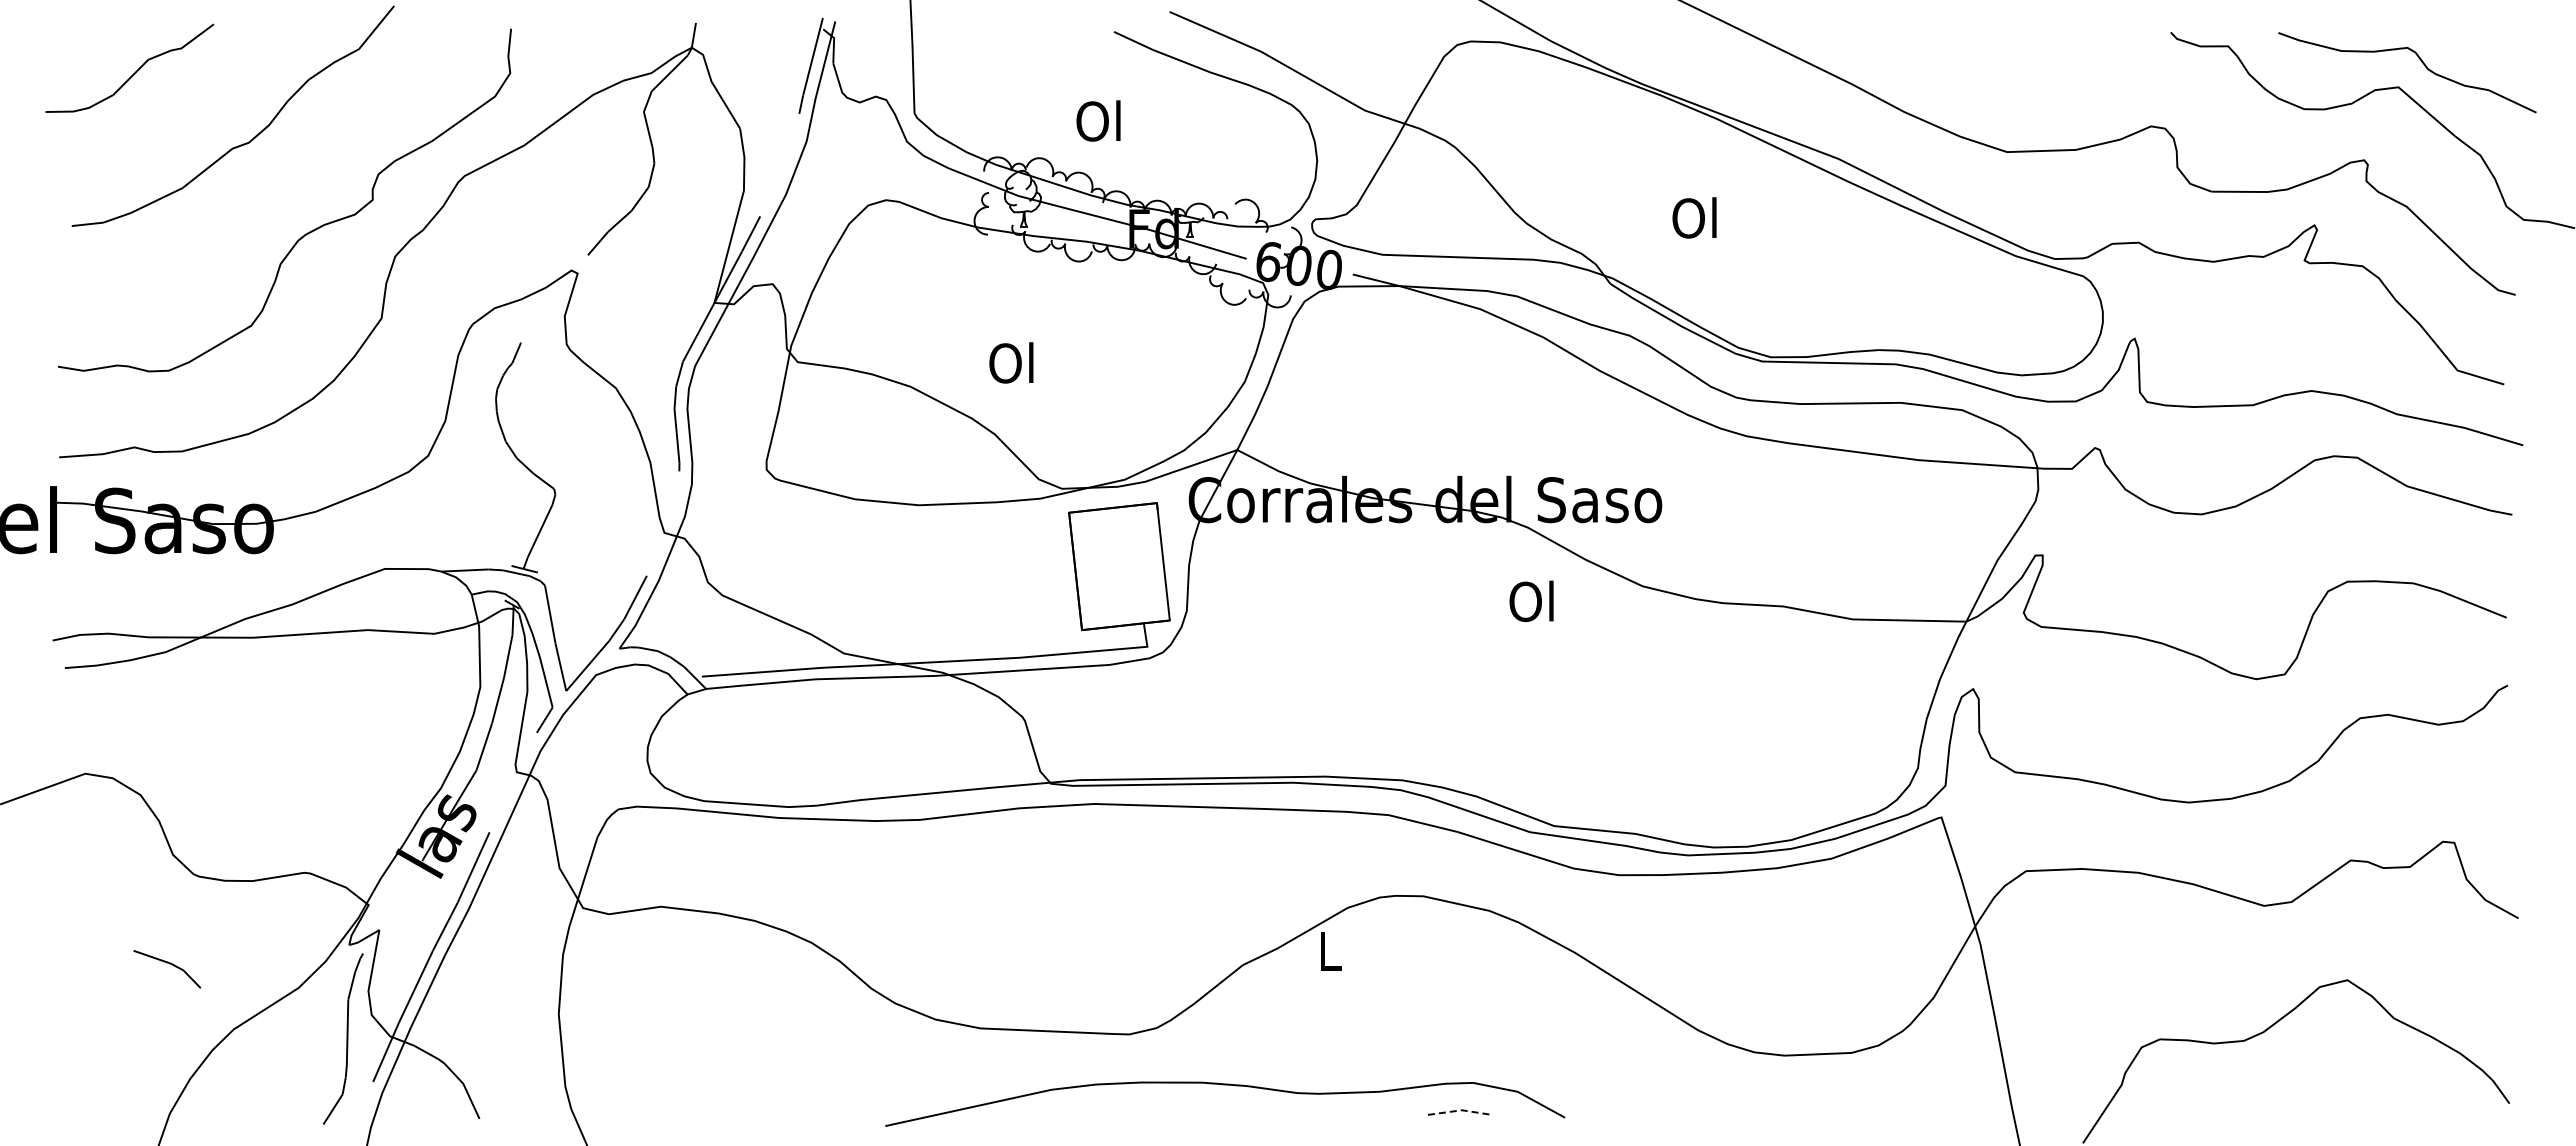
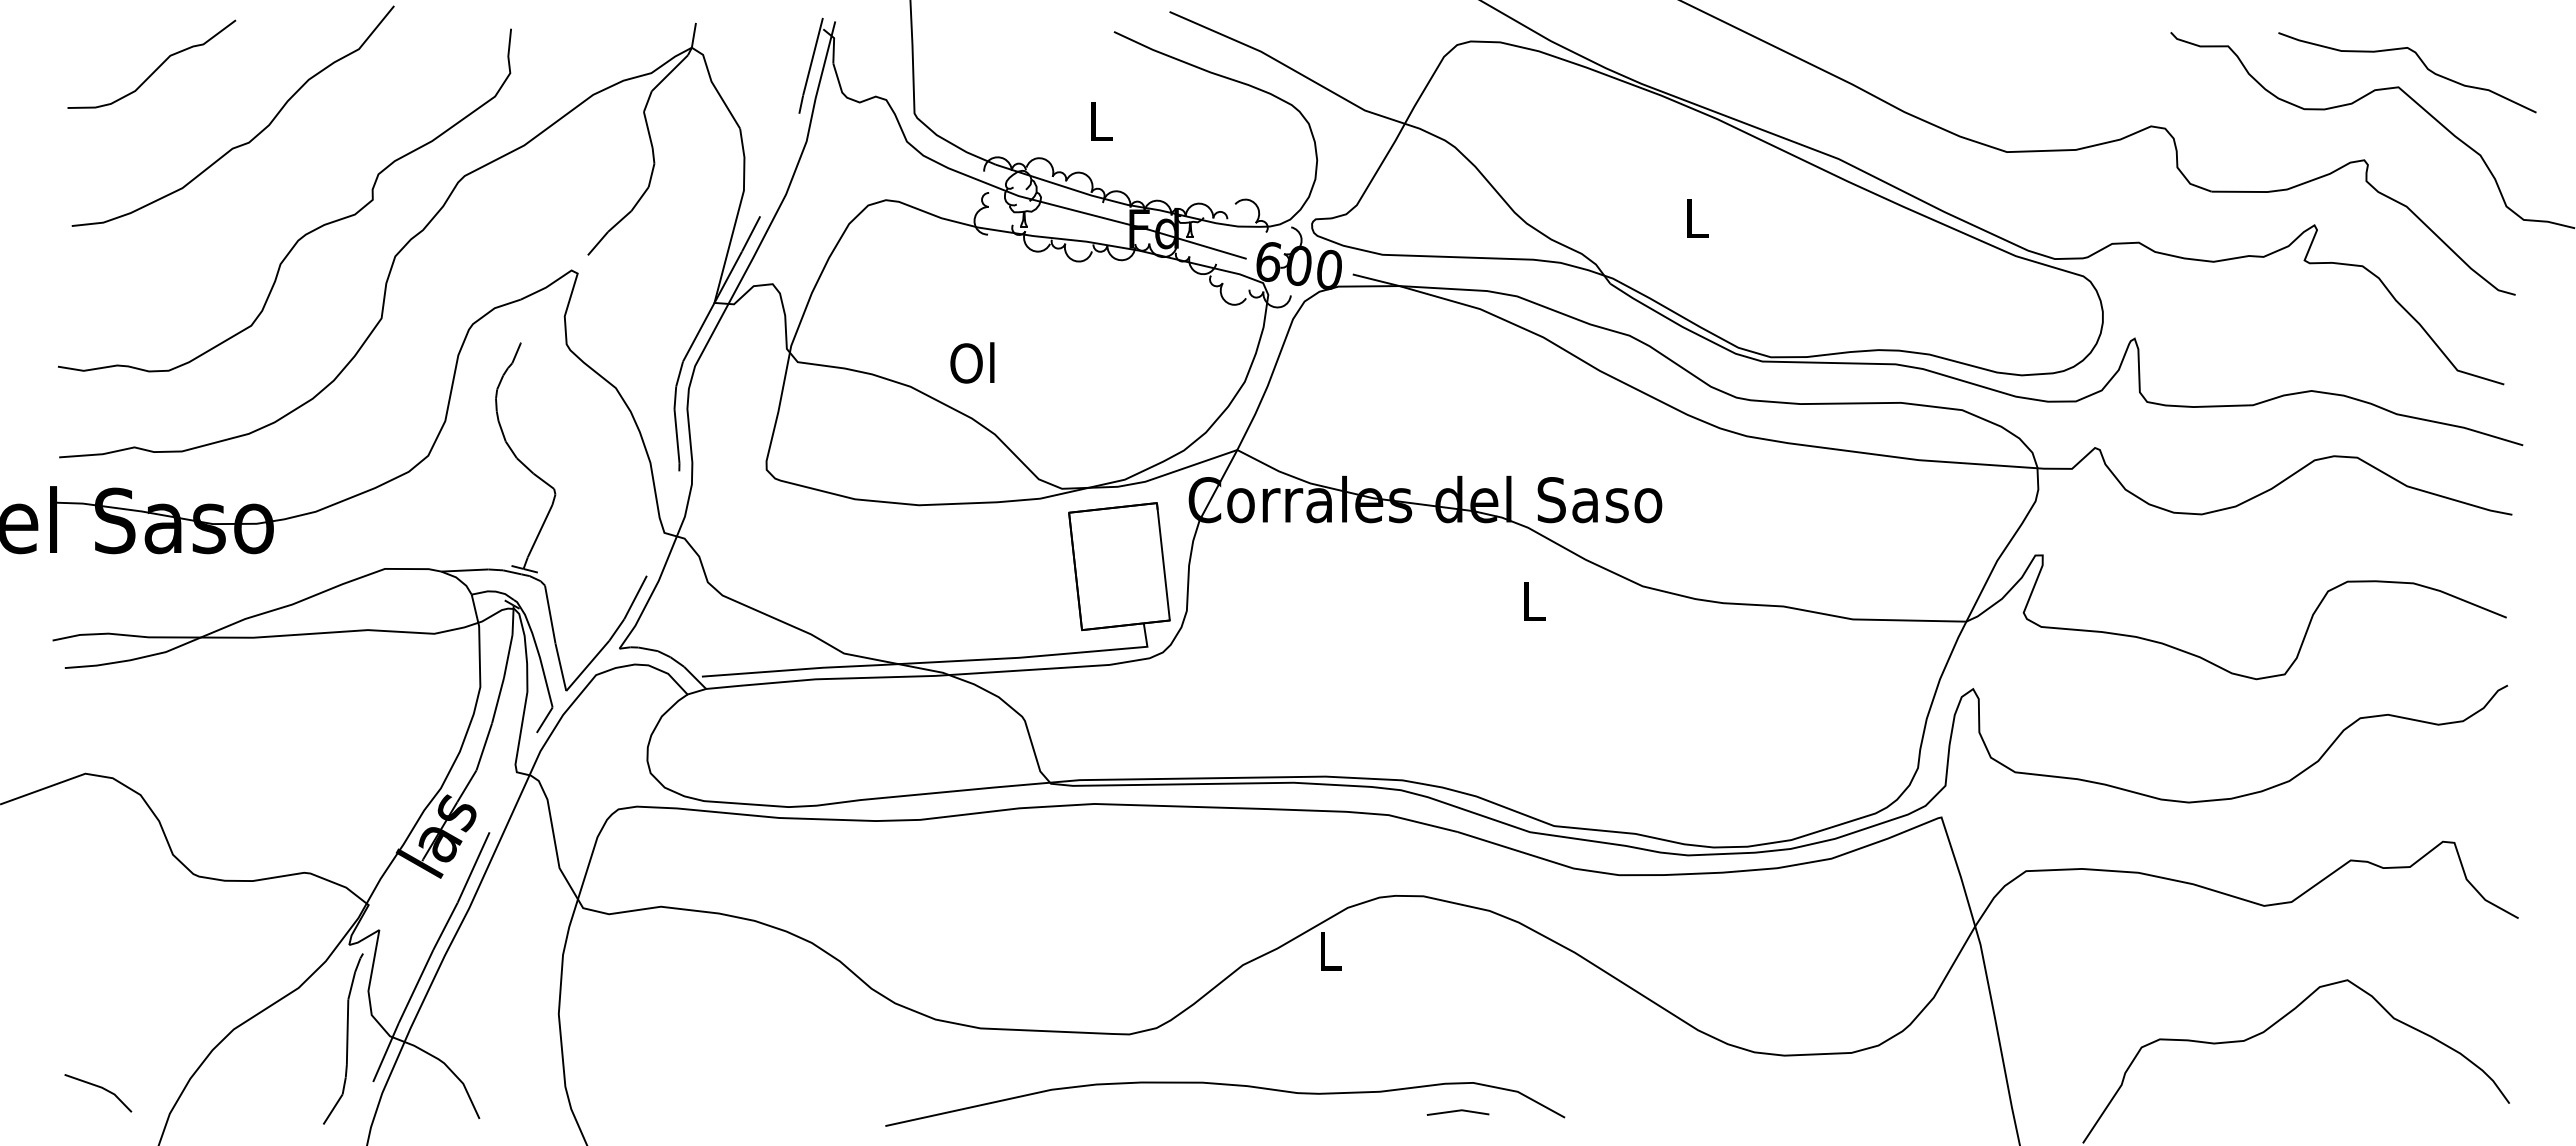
curve position: (134, 72) -> (156, 68) (156, 68)
text: Ol -> L (1098, 120)
text: Ol -> L (1694, 217)
text position: (1011, 362) -> (972, 362) (972, 362)
text: Ol -> L (1531, 601)
line position: (169, 964) -> (100, 1088) (100, 1088)
line: dashed -> solid (1457, 1110)
